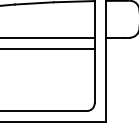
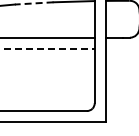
line: solid -> dashed (33, 3)
line: solid -> dashed (48, 48)
